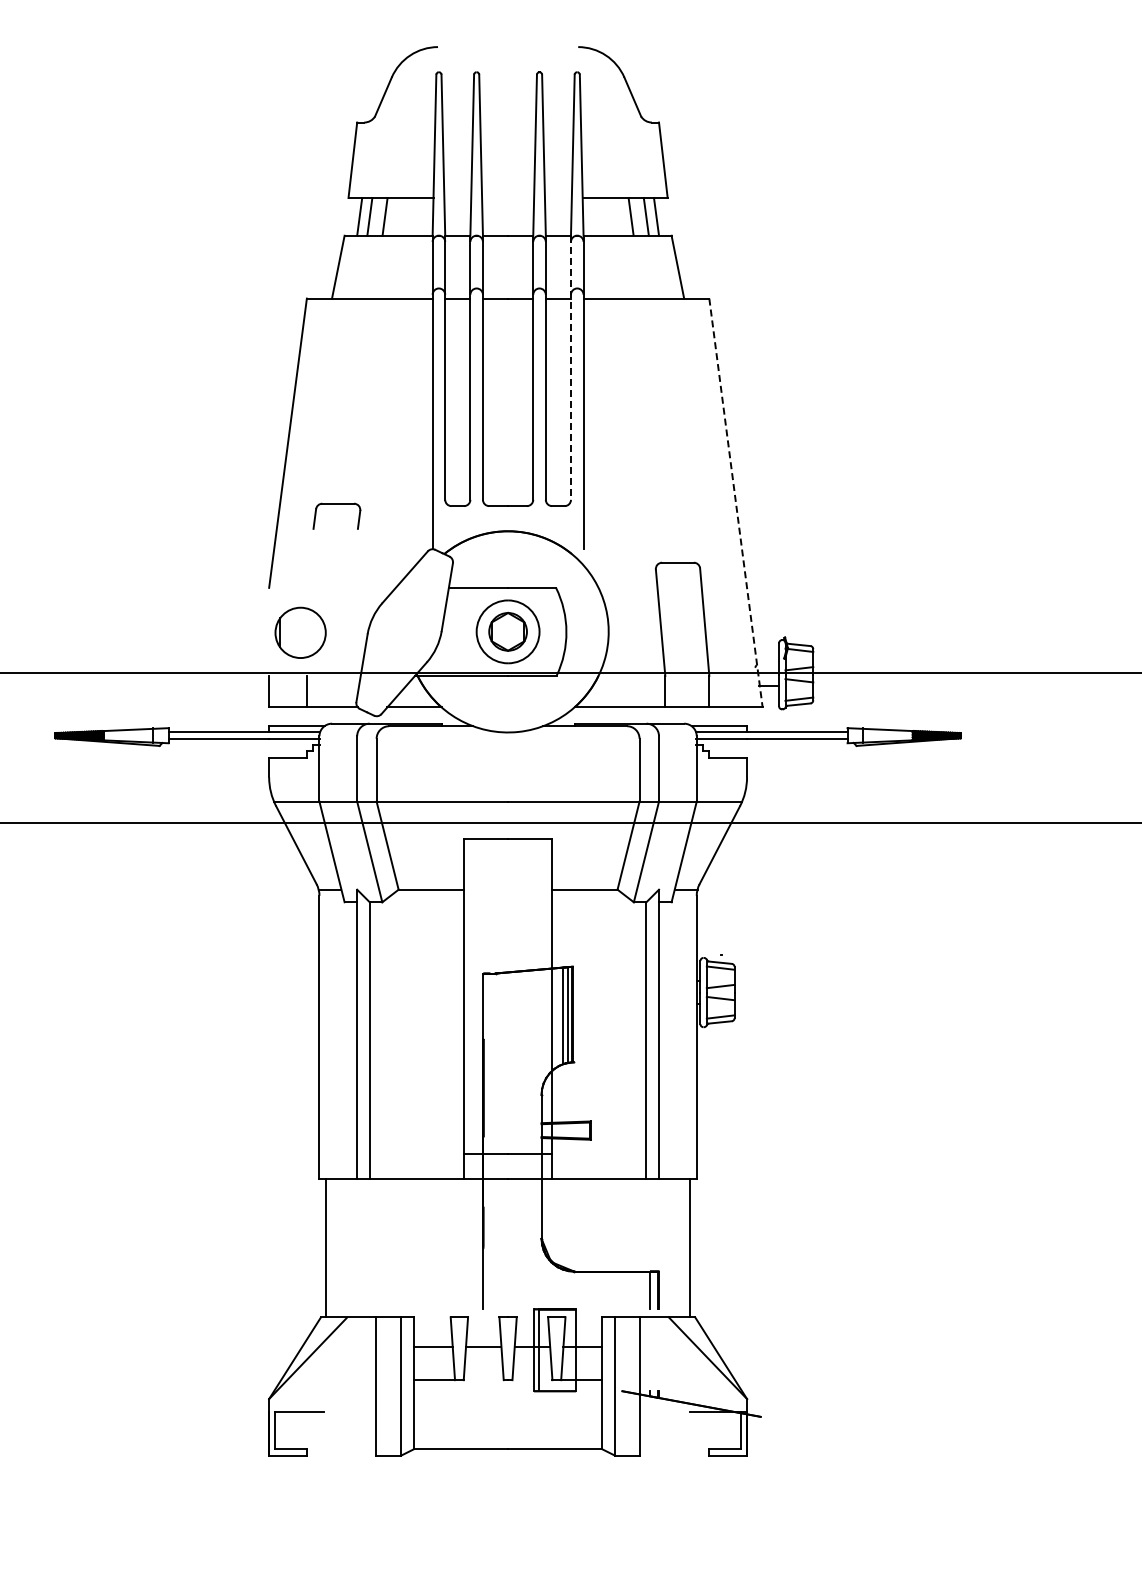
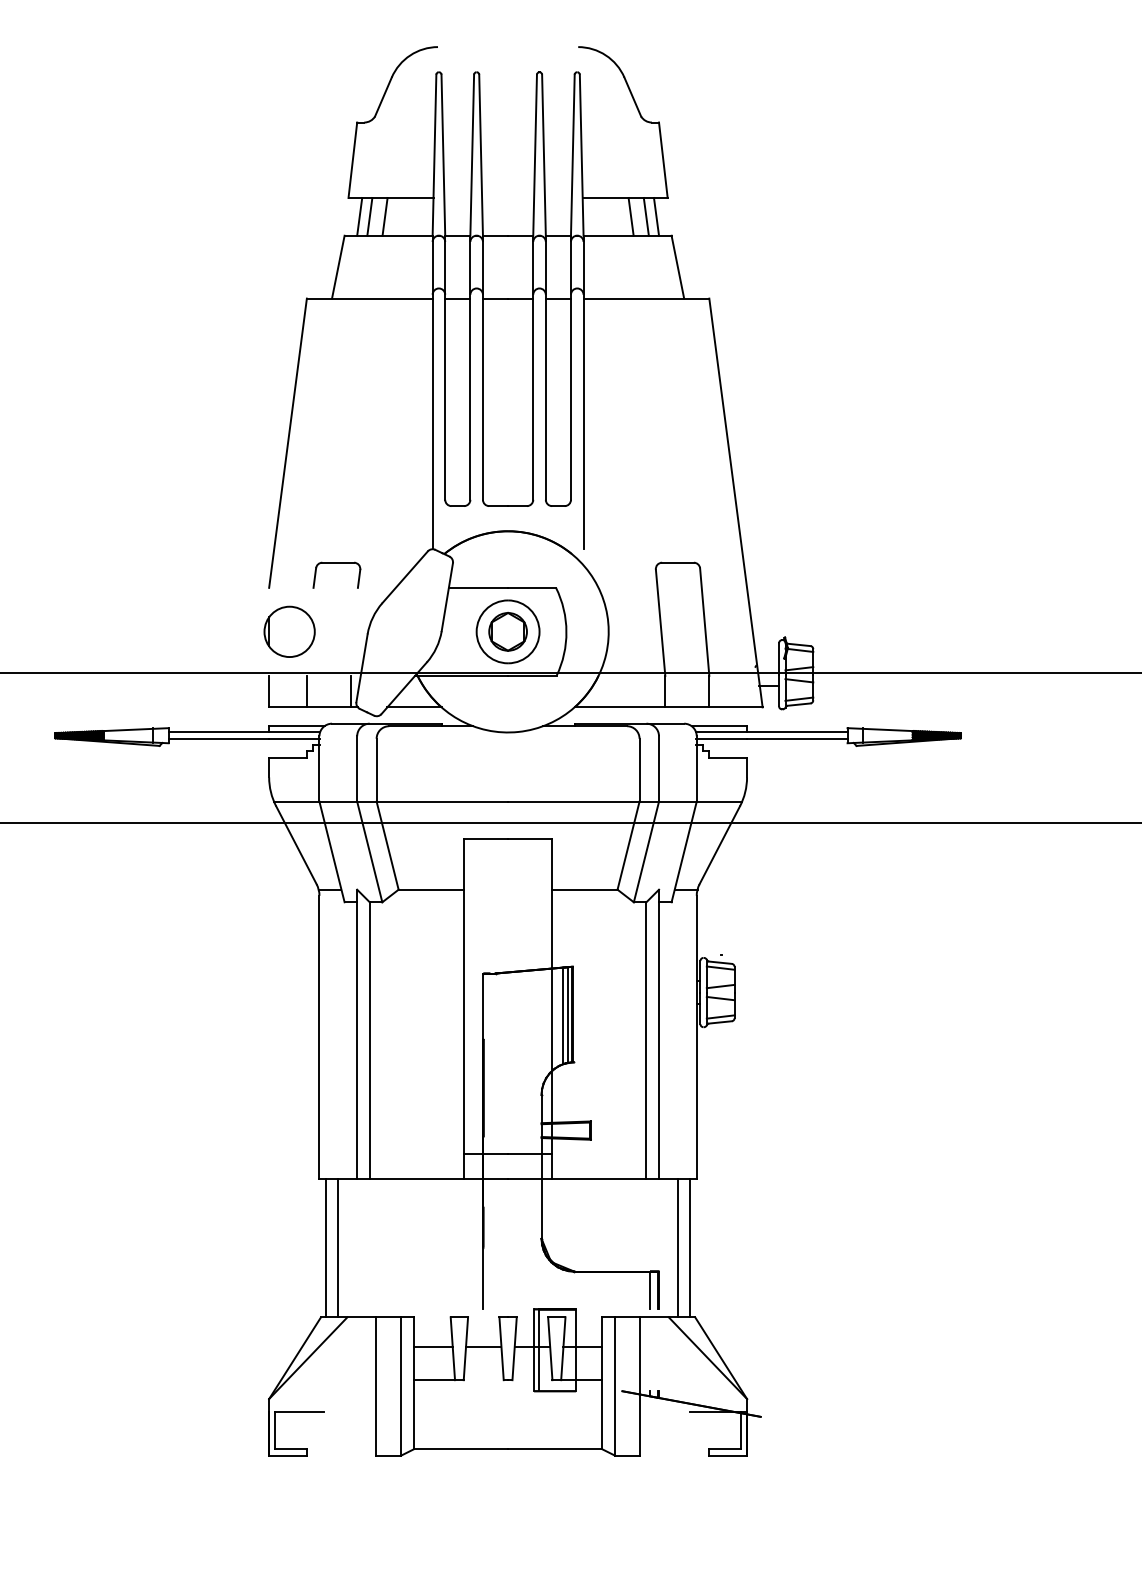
line: dashed -> solid (570, 368)
line: dashed -> solid (736, 503)
part position: (336, 504) -> (336, 563) (336, 563)
part position: (300, 632) -> (289, 631) (289, 631)
line: none -> present (350, 691)
line: none -> present (338, 1247)
line: none -> present (677, 1247)
